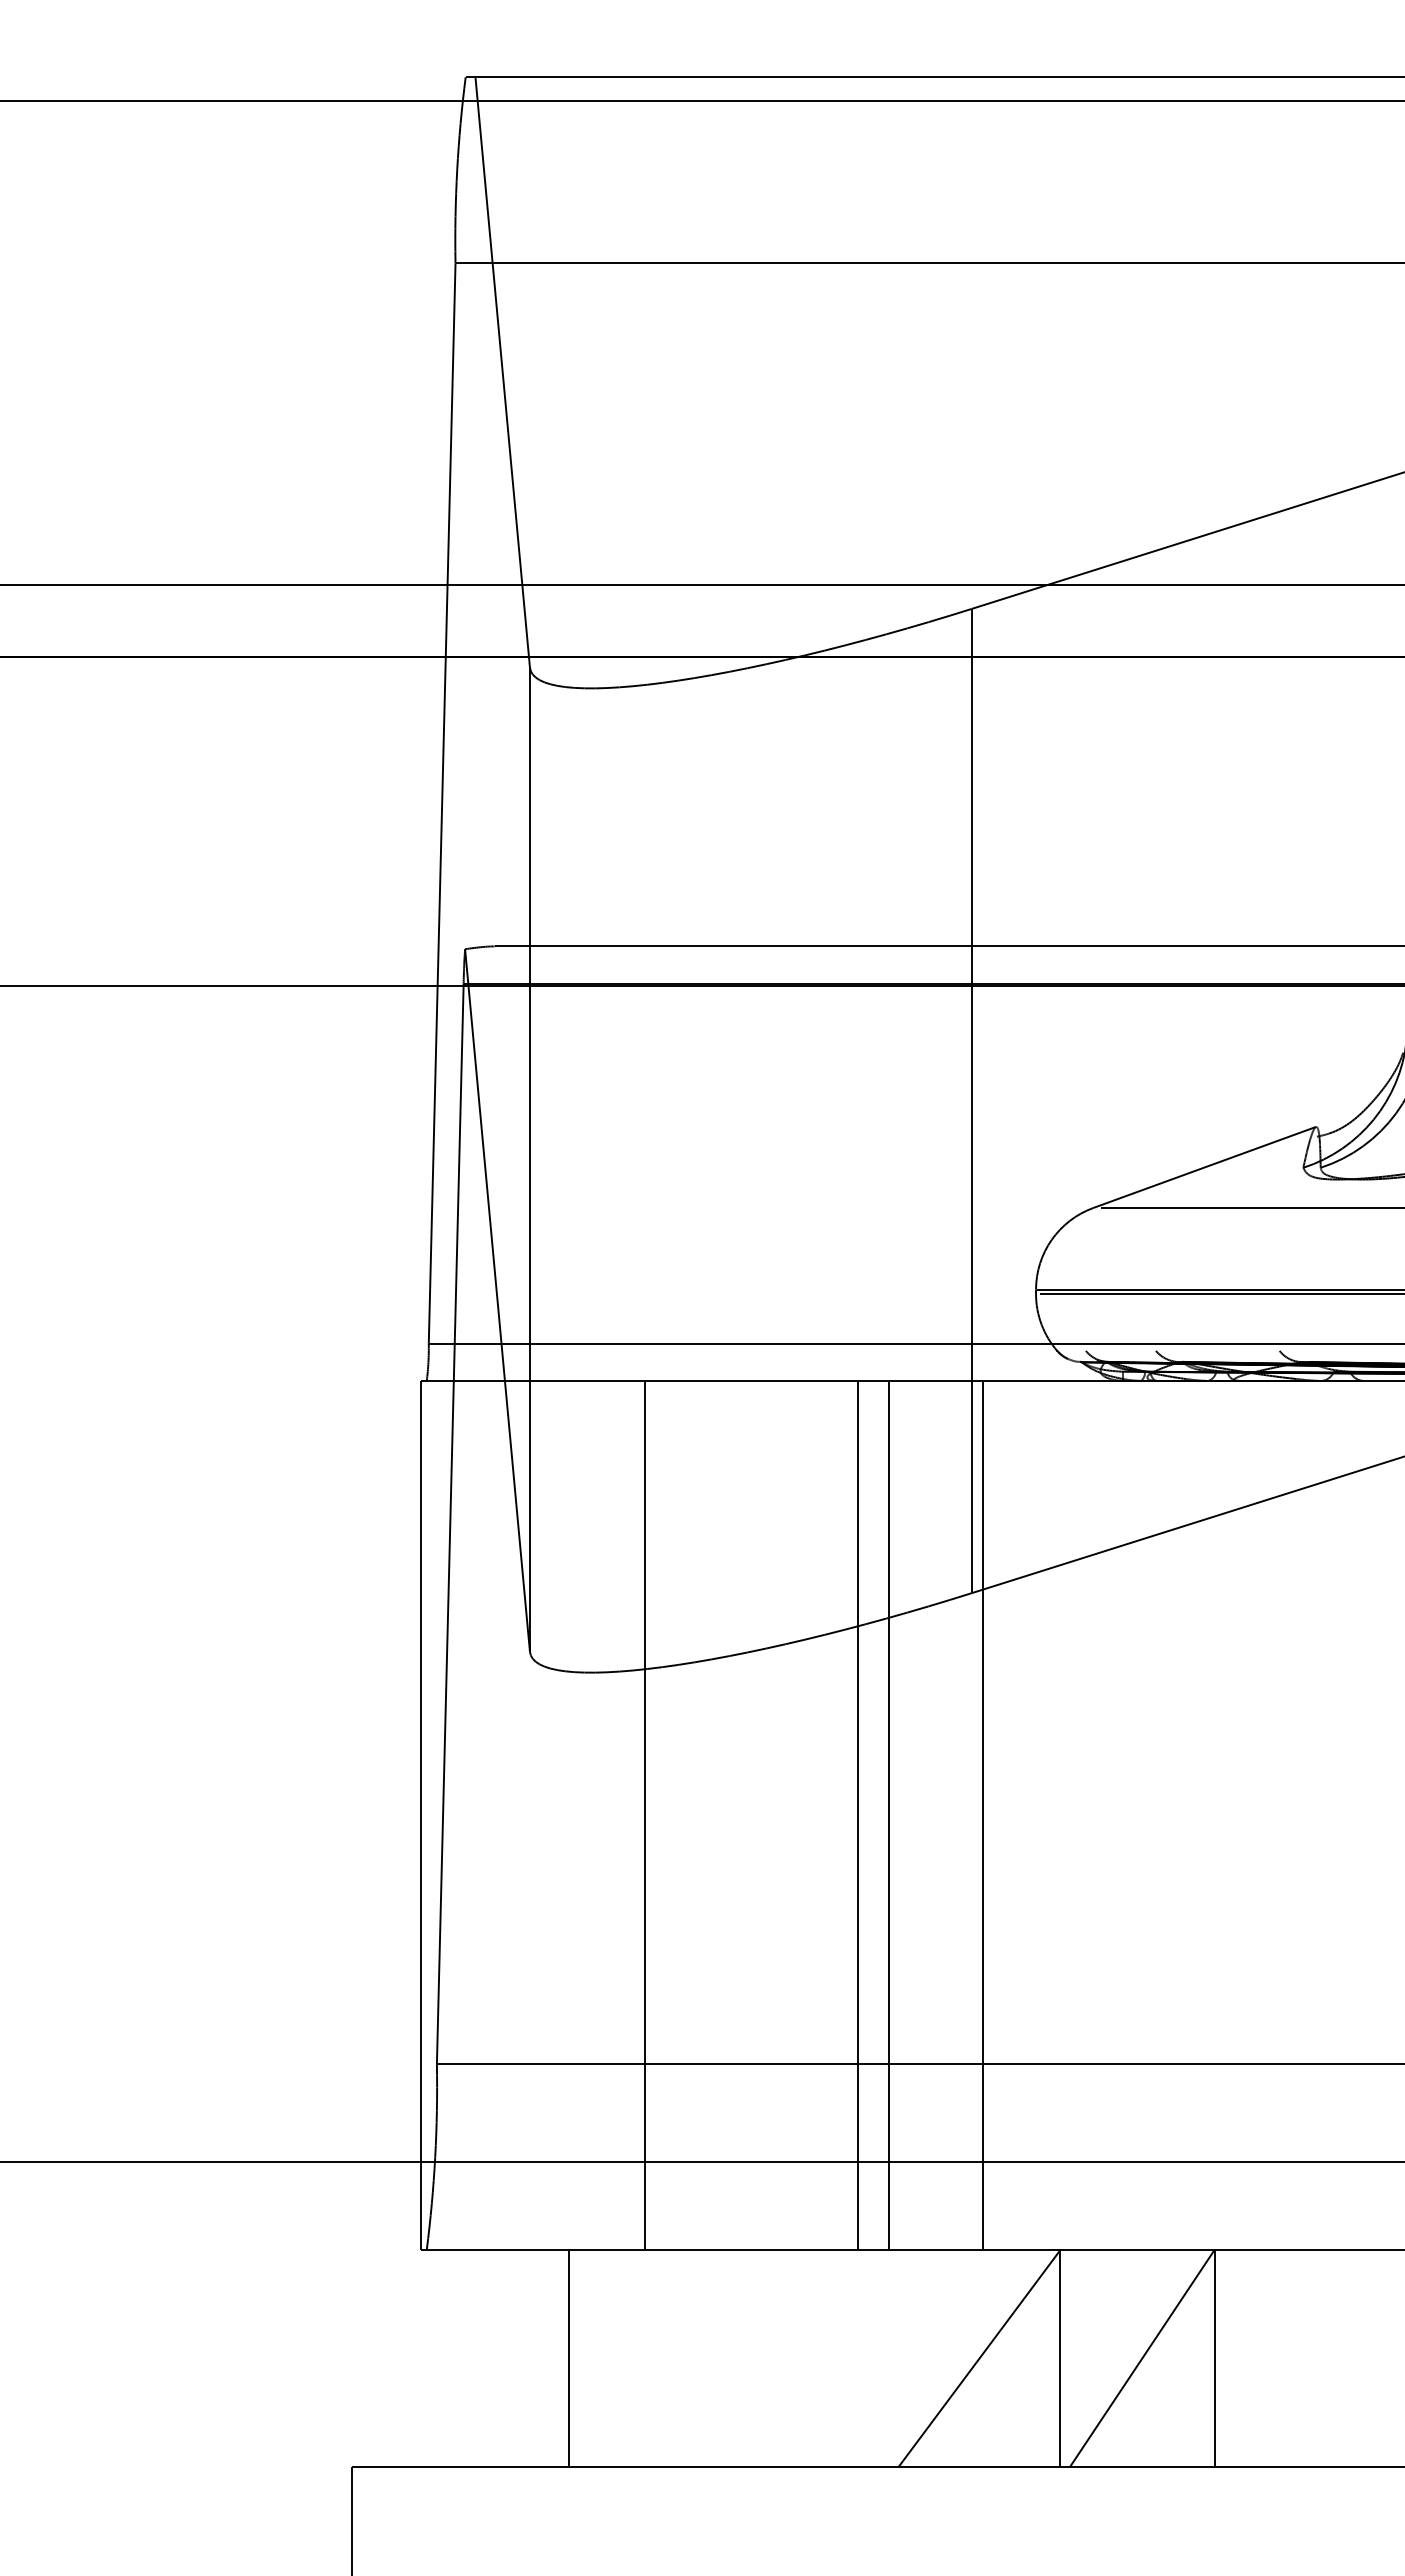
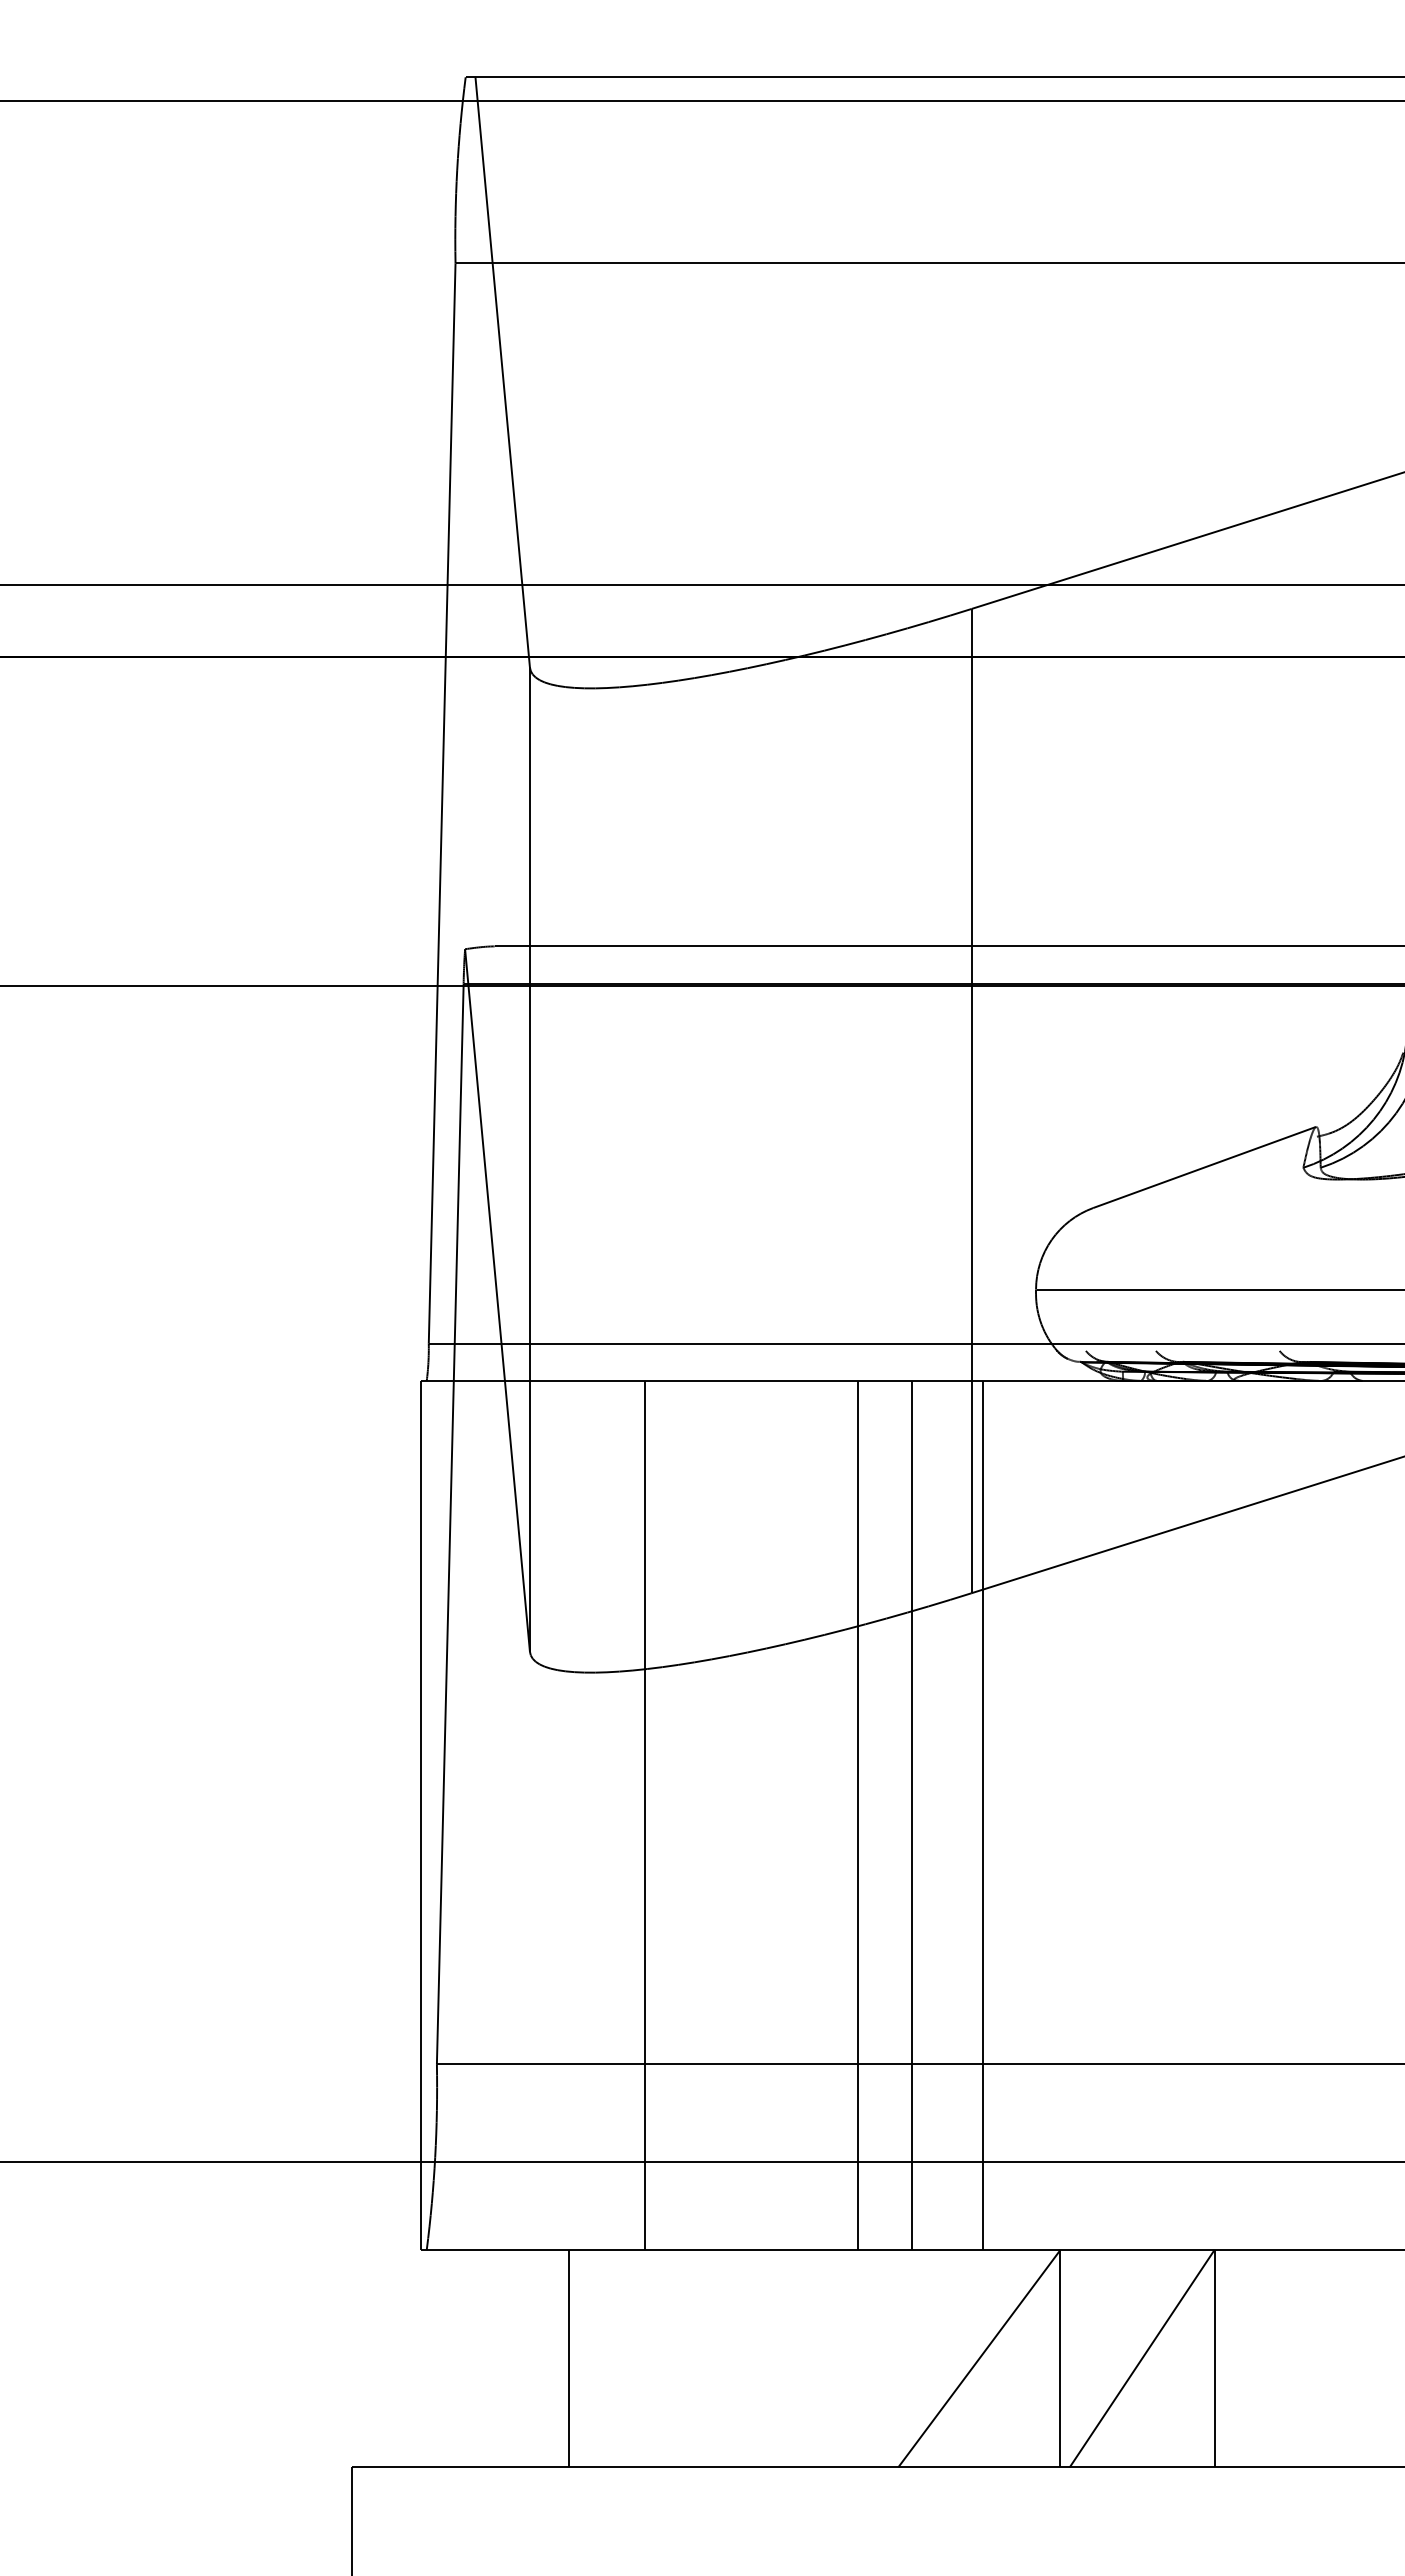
line: present -> none (1250, 1208)
line: present -> none (1220, 1294)
line position: (889, 1815) -> (912, 1815) (912, 1815)
